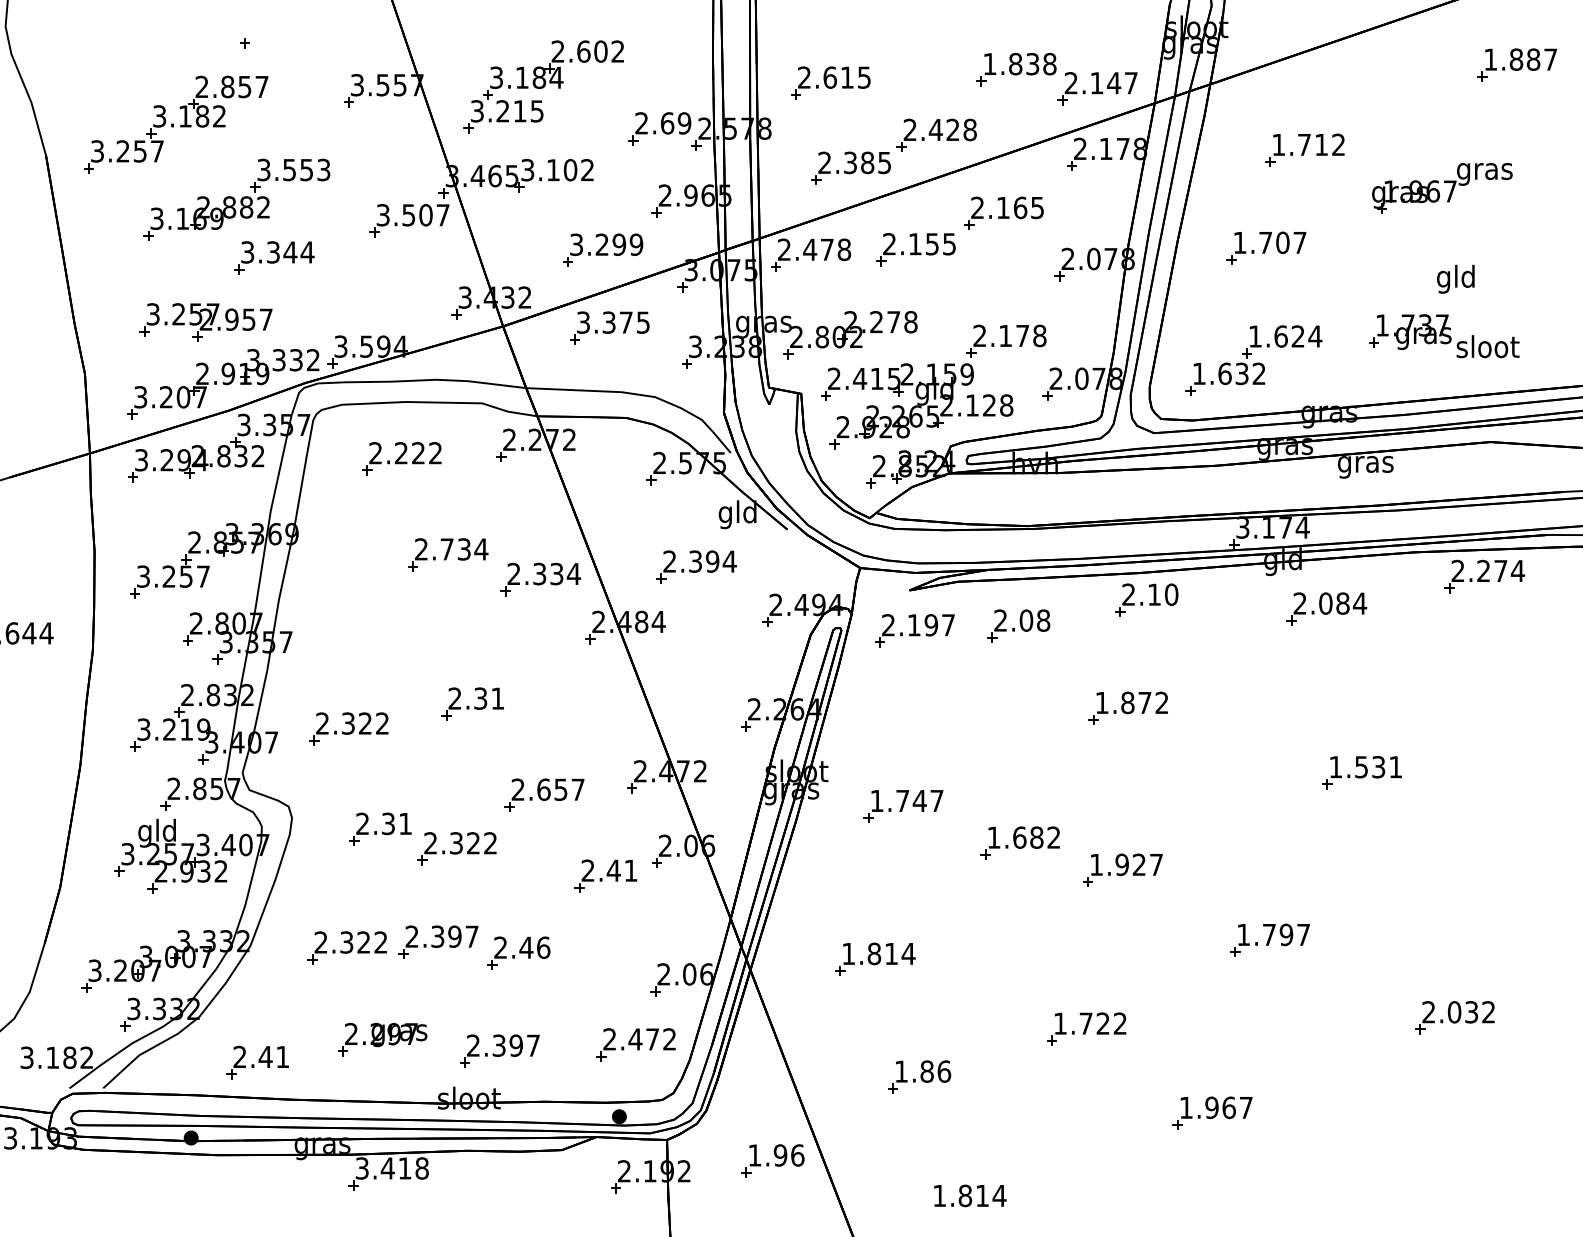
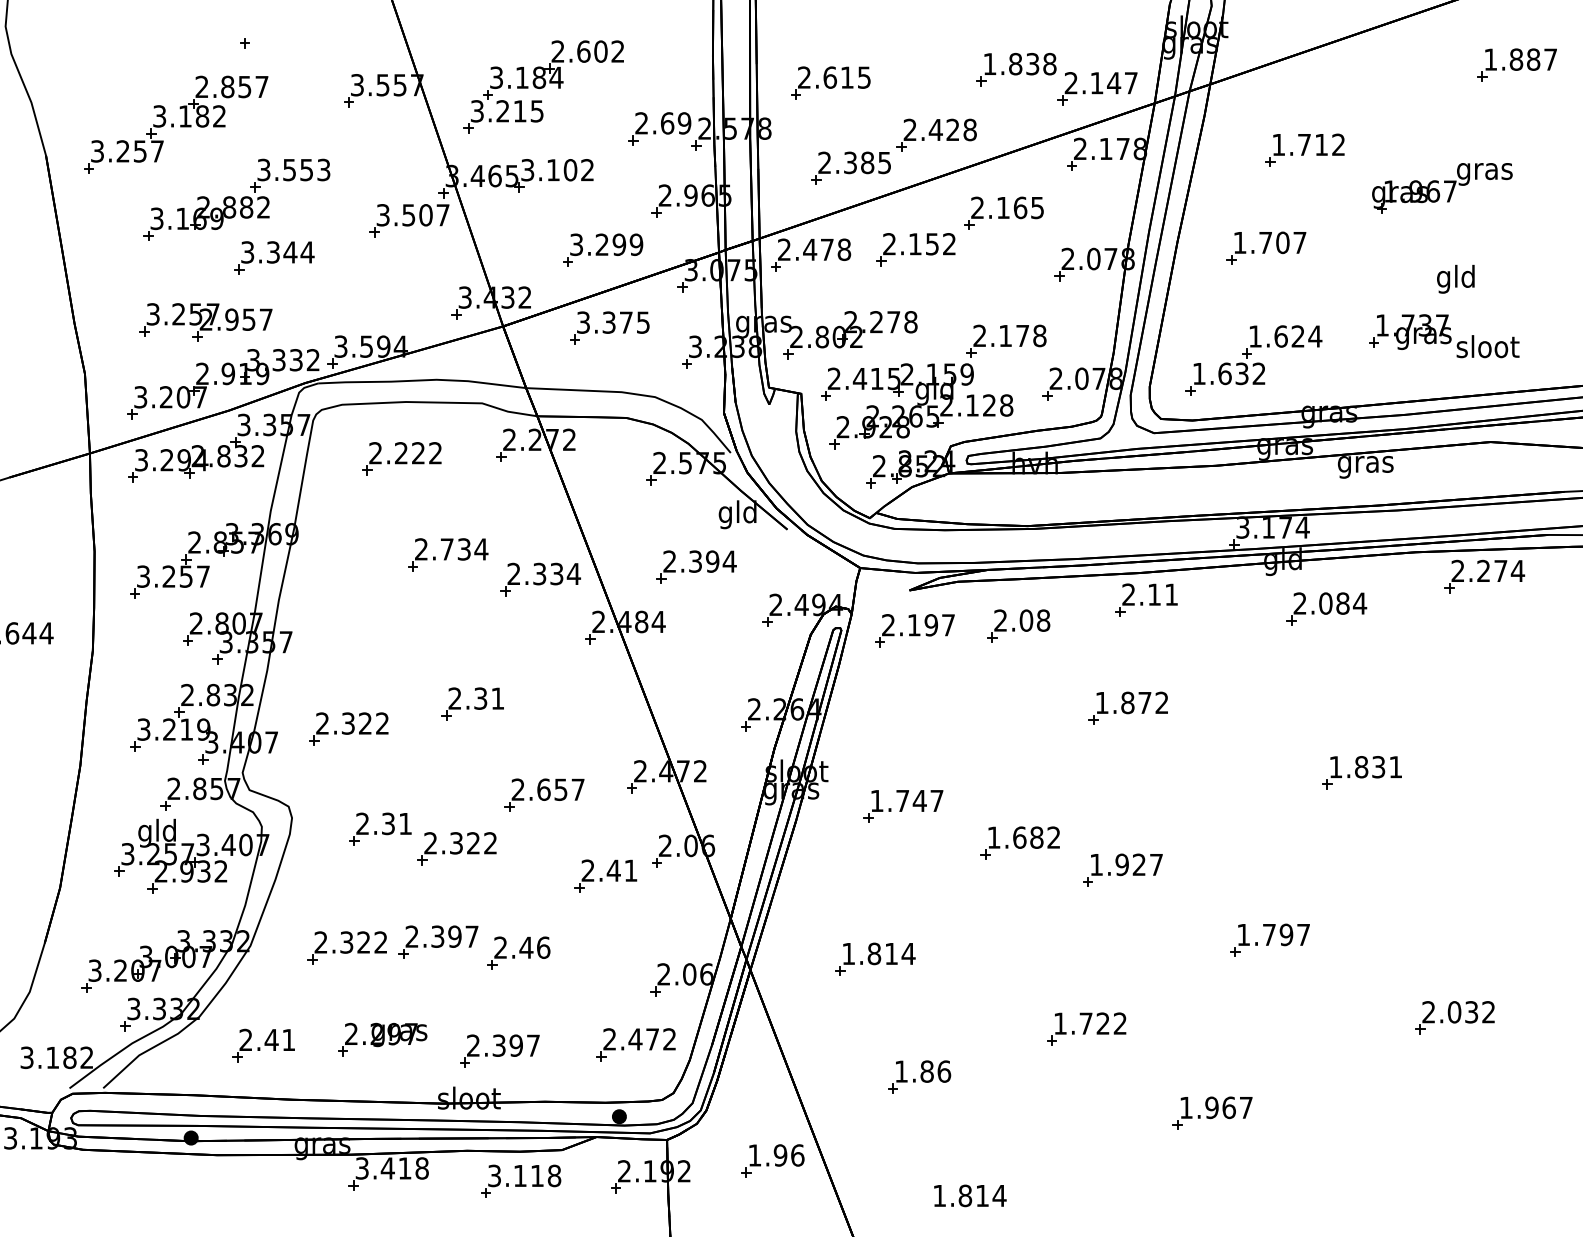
text: 2.155 -> 2.152 (949, 244)
text: 2.10 -> 2.11 (1171, 594)
text: 1.531 -> 1.831 (1361, 767)
part position: (257, 1062) -> (263, 1045) (263, 1045)
part: none -> present (521, 1180)
